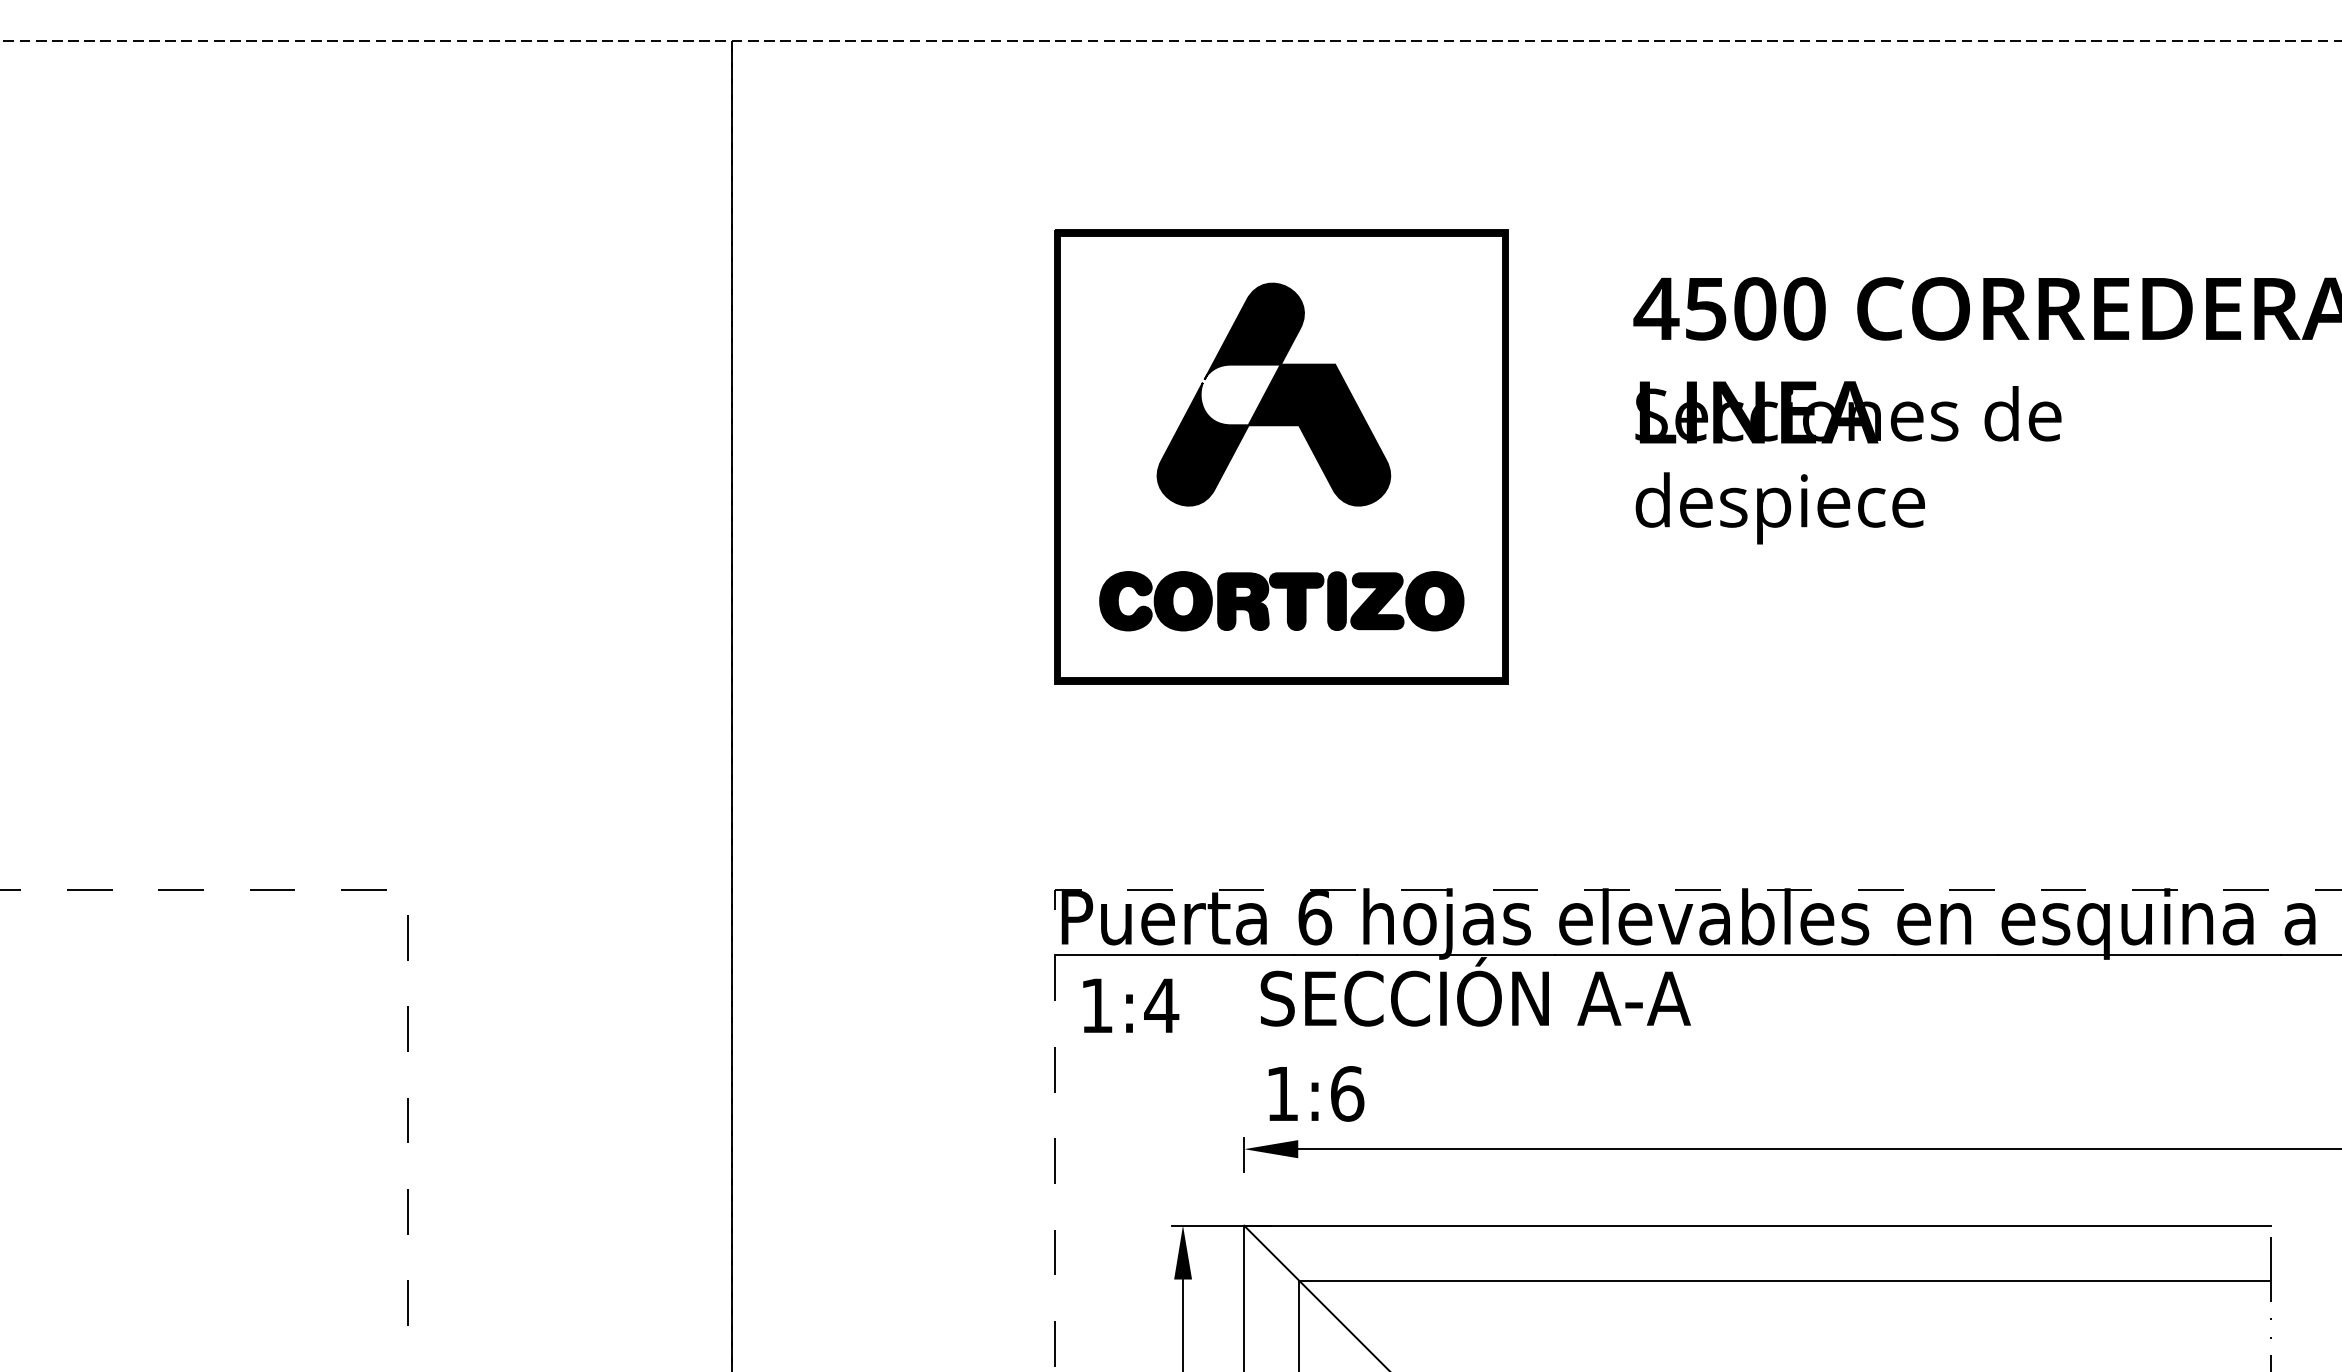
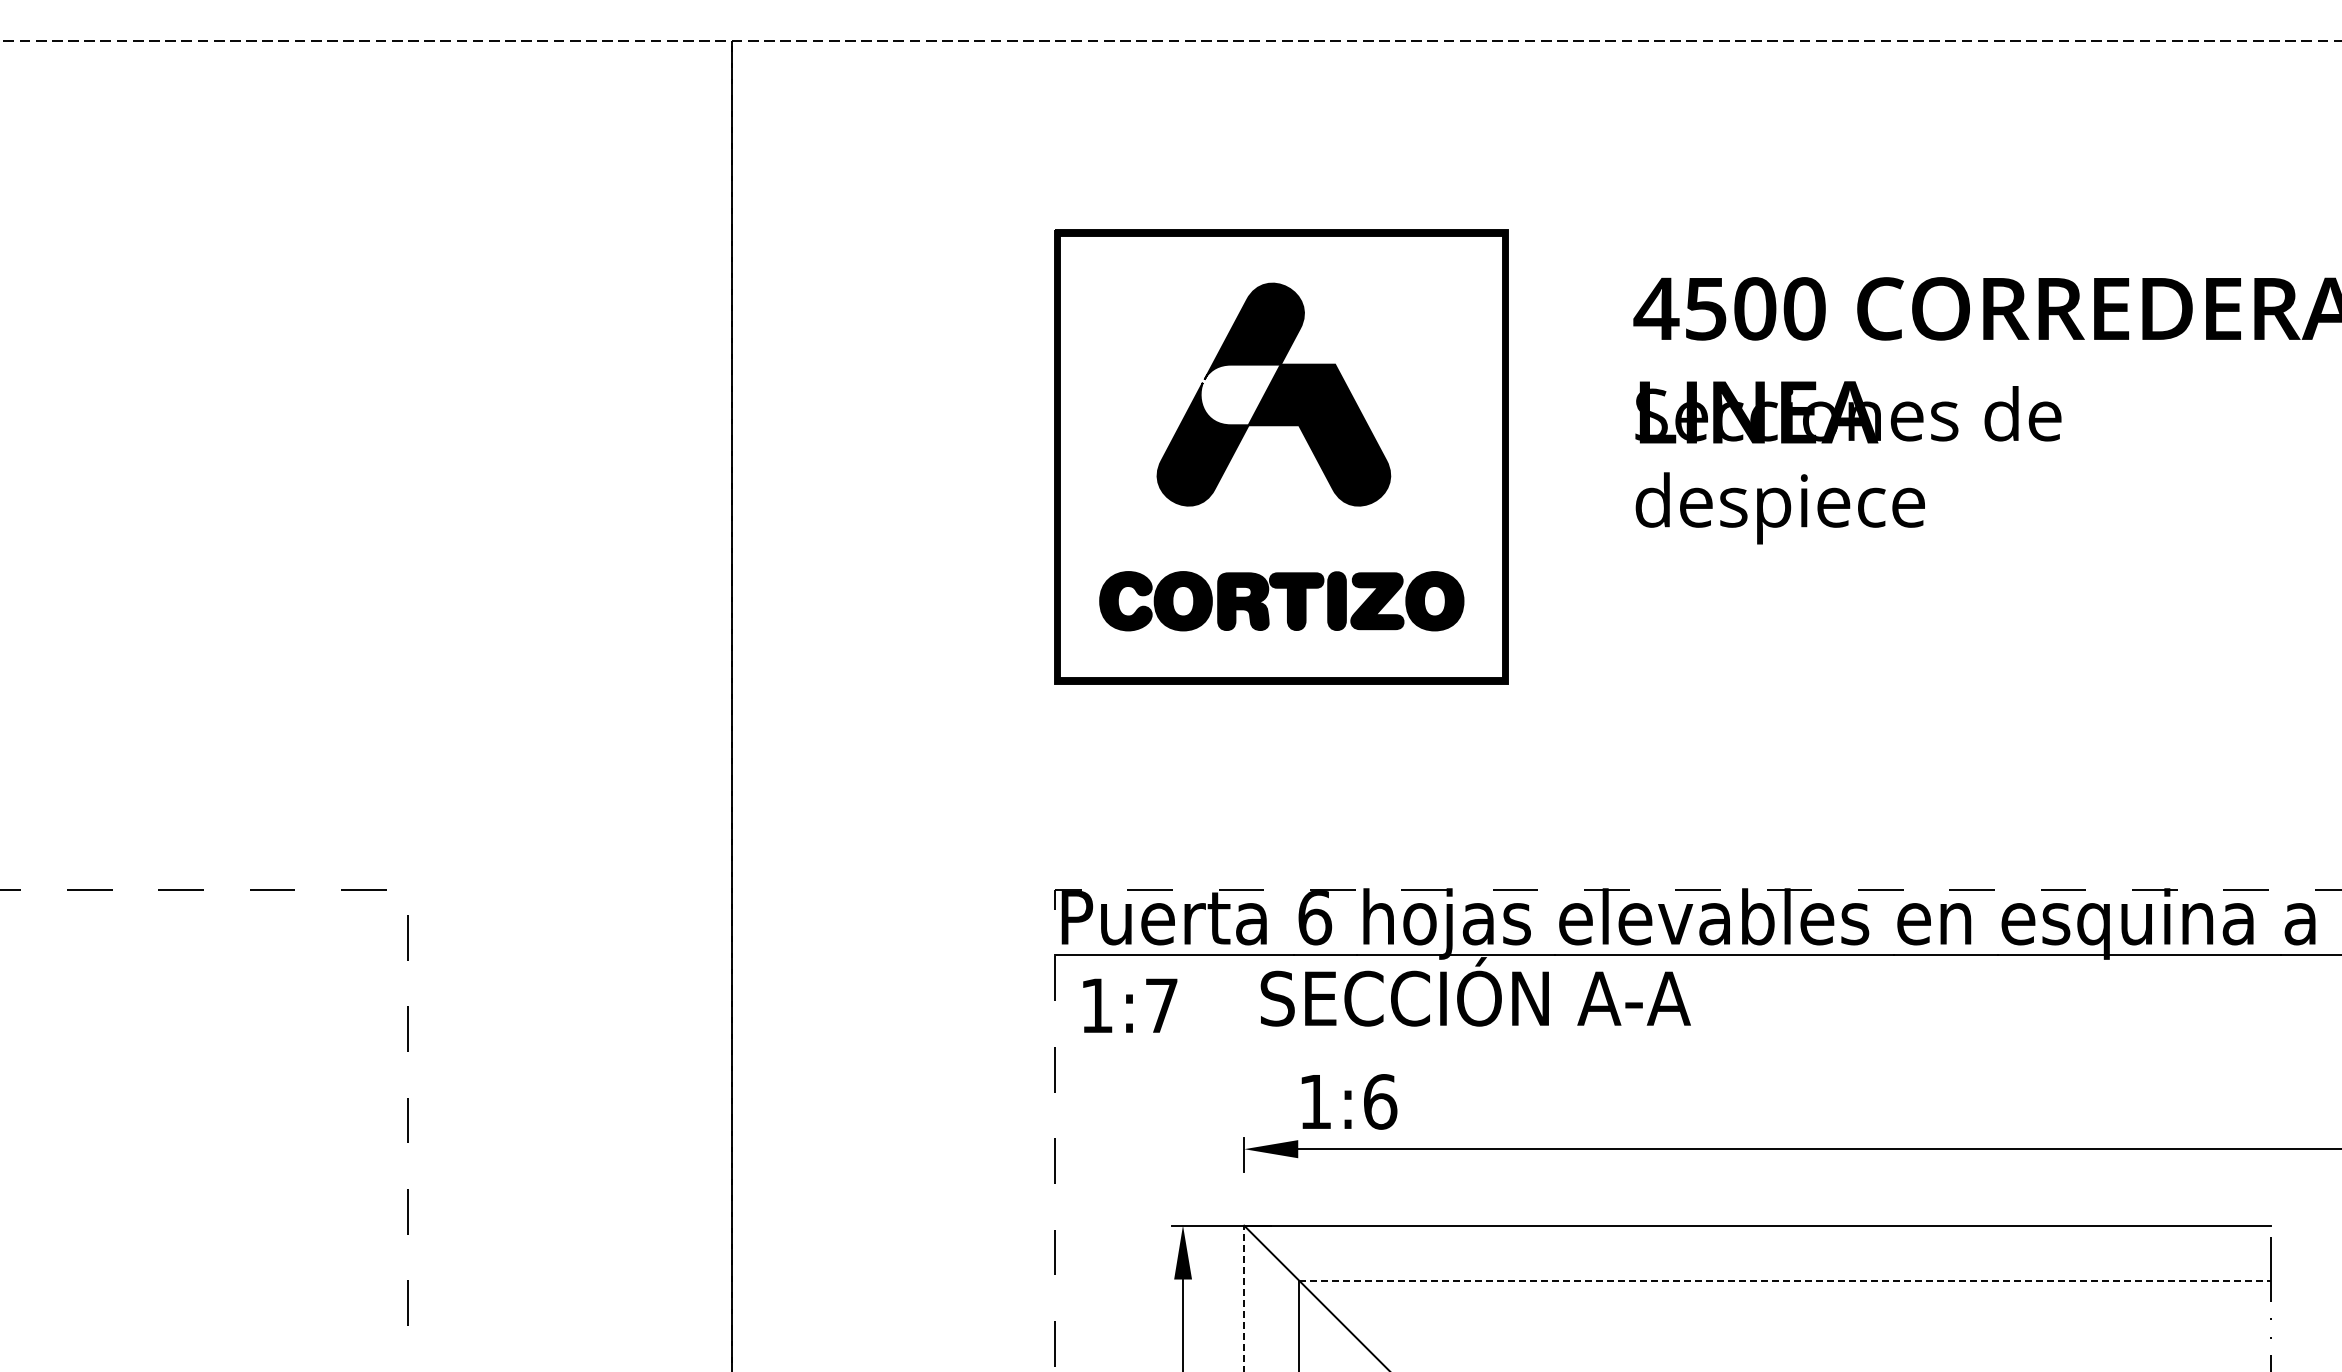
text: 1:4 -> 1:7 (1161, 1005)
text position: (1316, 1093) -> (1349, 1101) (1349, 1101)
line: solid -> dashed (1785, 1280)
line: solid -> dashed (1244, 1298)
